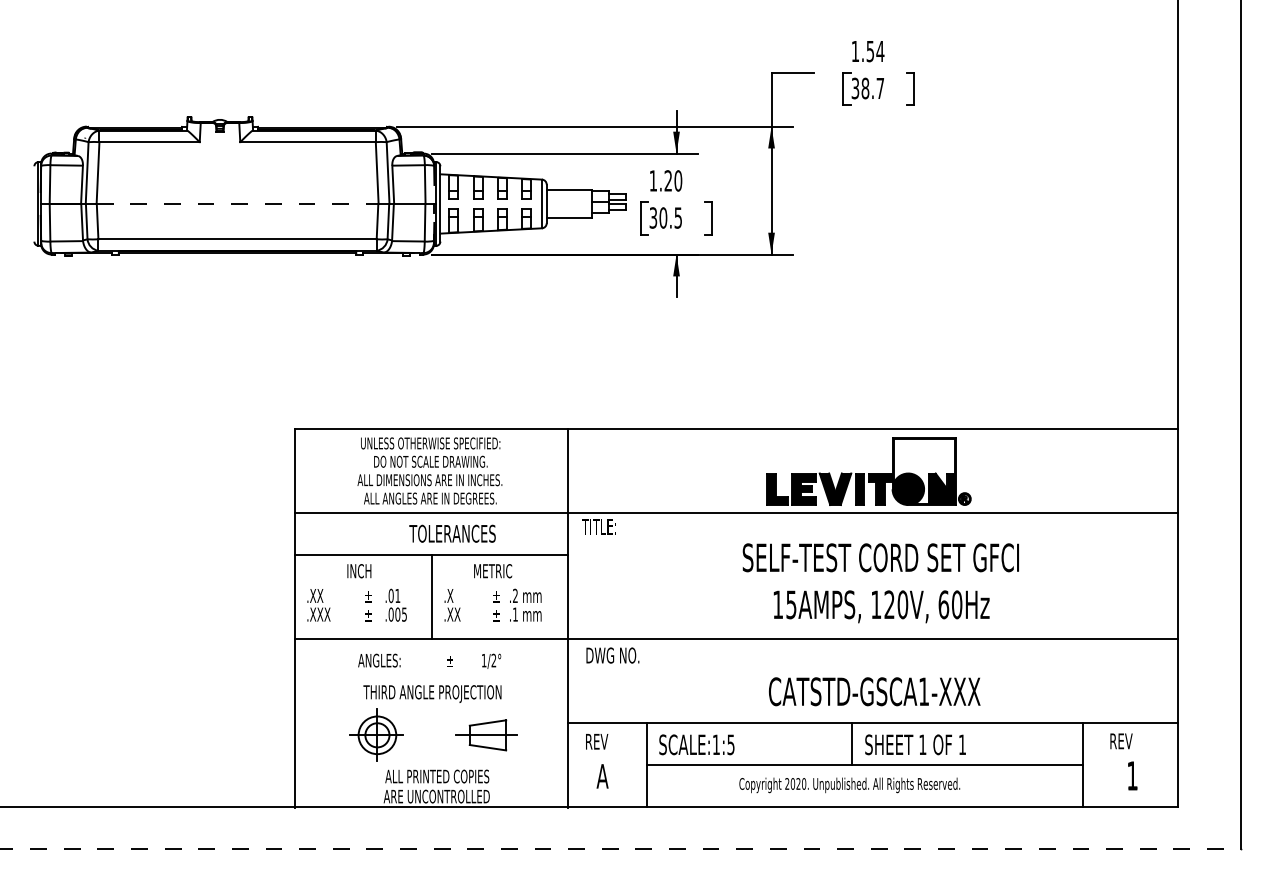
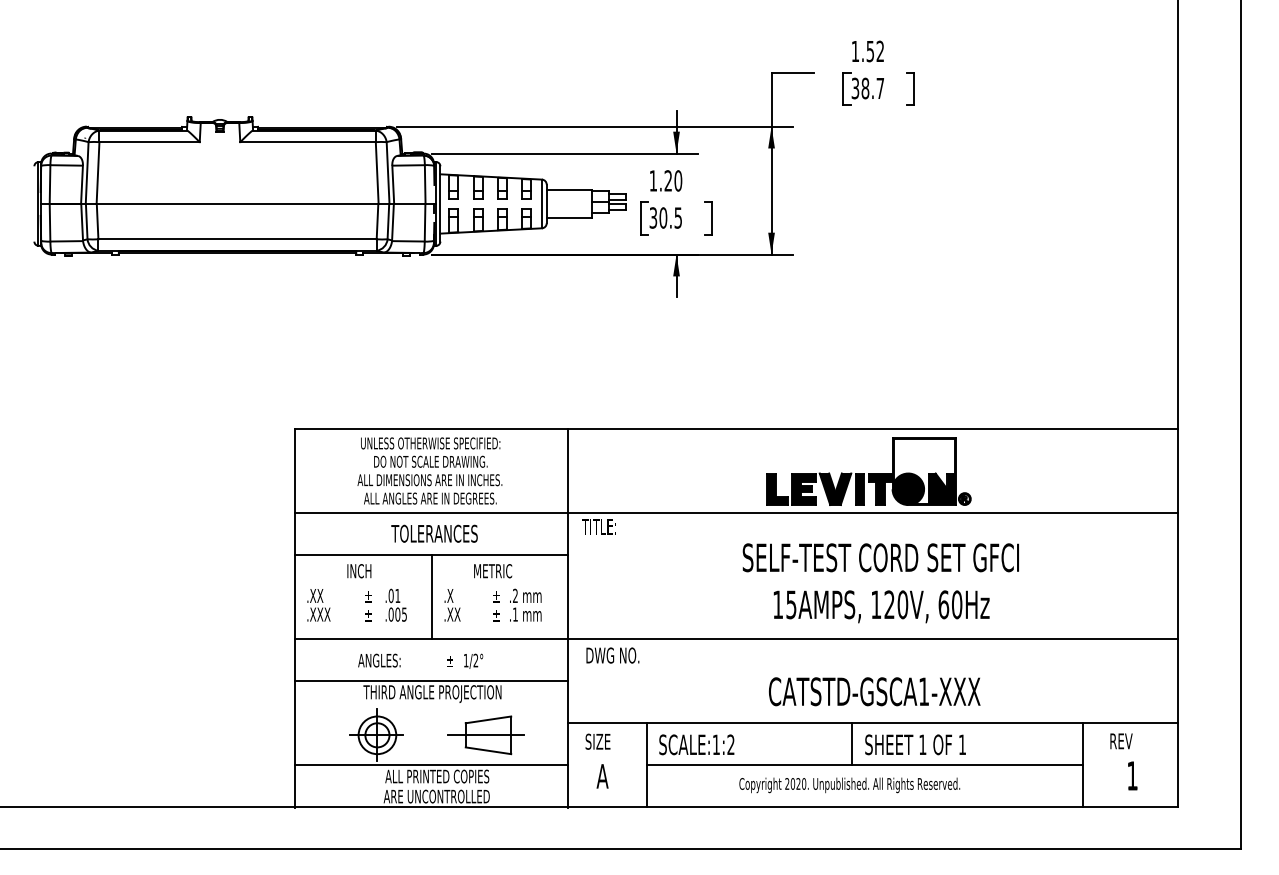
text: 1.54 -> 1.52 (880, 50)
line: dashed -> solid (237, 203)
text position: (452, 533) -> (434, 533) (434, 533)
text position: (491, 660) -> (473, 660) (473, 660)
line: none -> present (431, 681)
part size: 63x33 px -> 78x41 px (485, 735)
text: REV -> SIZE (597, 741)
text: SCALE:1:5 -> SCALE:1:2 (730, 744)
line: none -> present (431, 765)
line: dashed -> solid (620, 848)
